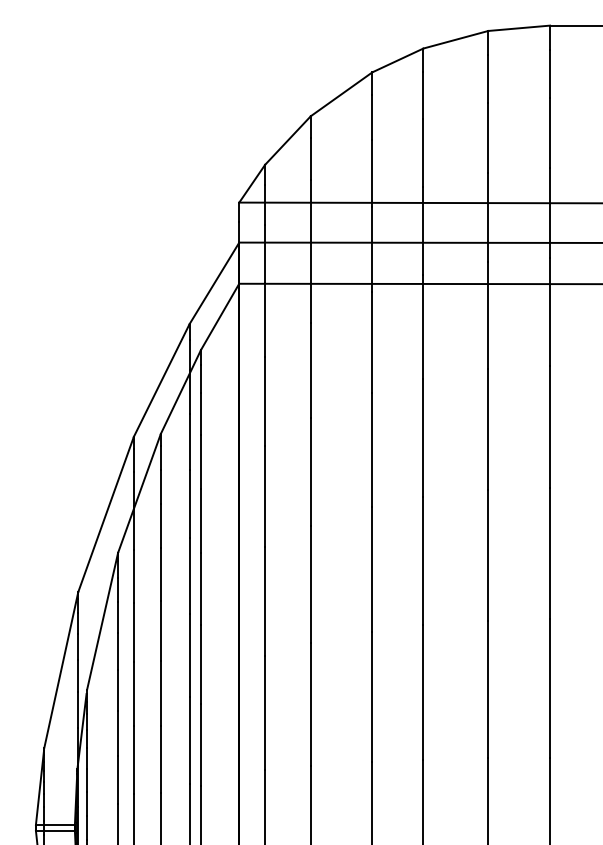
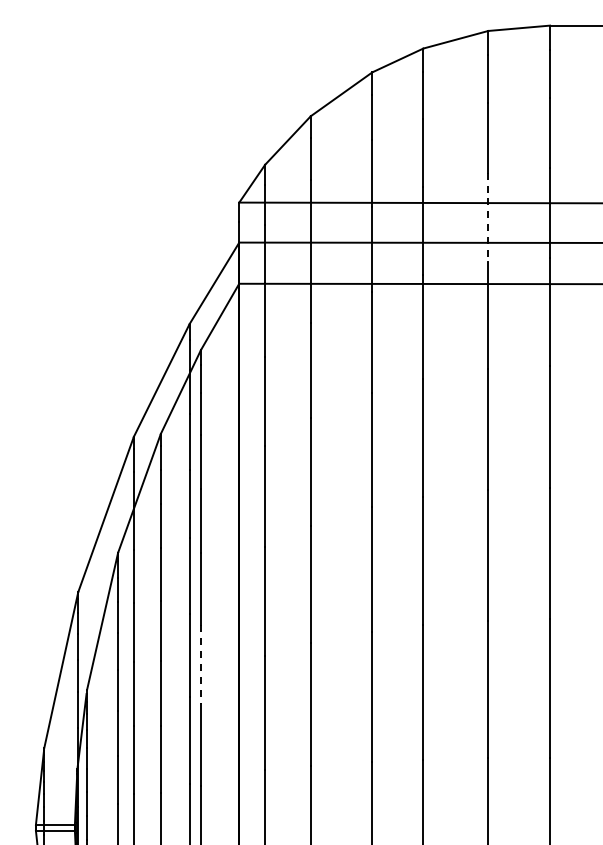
line: solid -> dashed (488, 217)
line: solid -> dashed (200, 664)
